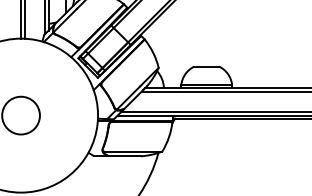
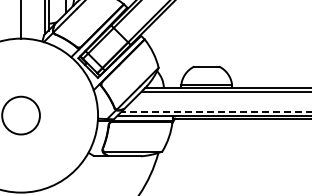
line: present -> none (24, 20)
line: solid -> dashed (216, 111)
